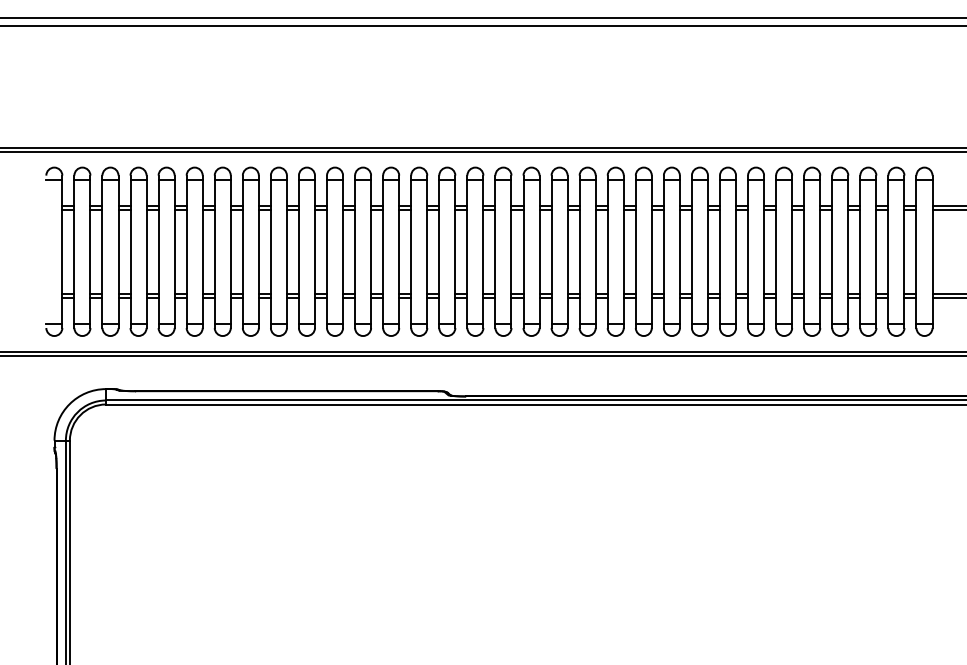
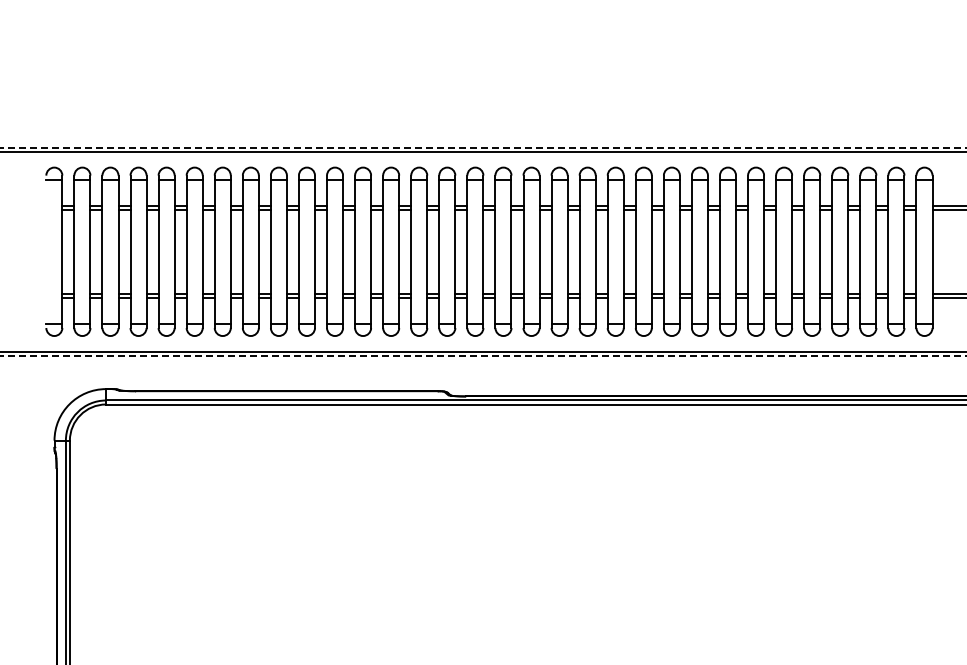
line: present -> none (482, 18)
line: present -> none (482, 26)
line: solid -> dashed (483, 147)
line: solid -> dashed (483, 356)
